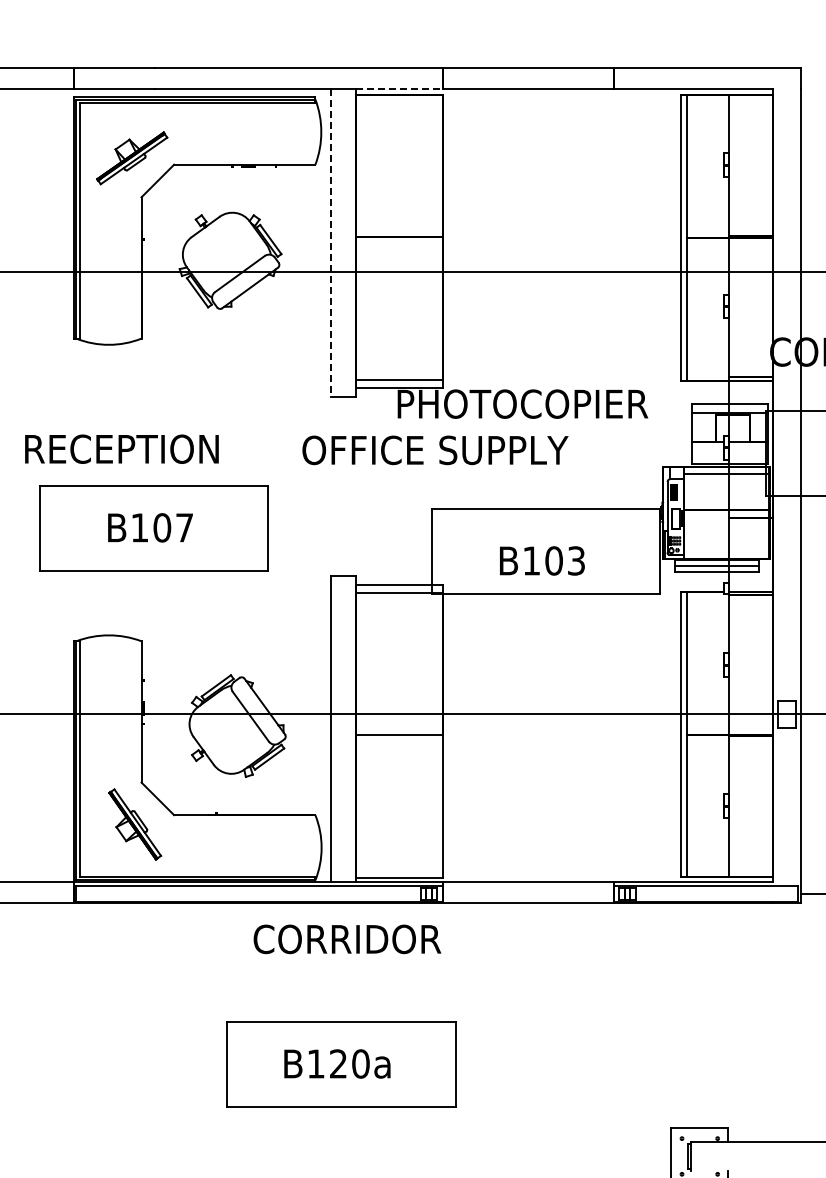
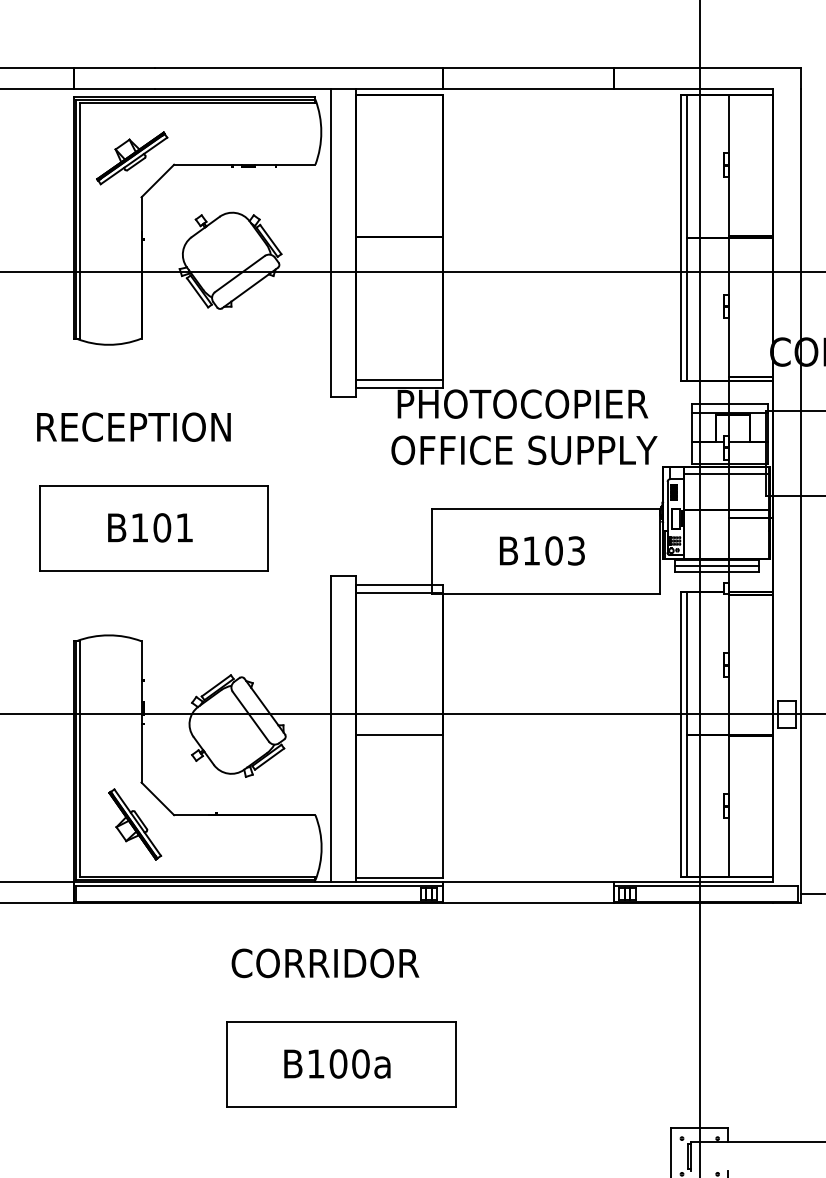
line: dashed -> solid (399, 89)
line: dashed -> solid (331, 243)
text position: (121, 448) -> (133, 426) (133, 426)
text position: (435, 450) -> (524, 450) (524, 450)
text: B107 -> B101 (184, 527)
text position: (542, 560) -> (542, 550) (542, 550)
line: none -> present (699, 588)
text position: (347, 939) -> (325, 963) (325, 963)
text: B120a -> B100a (338, 1063)
